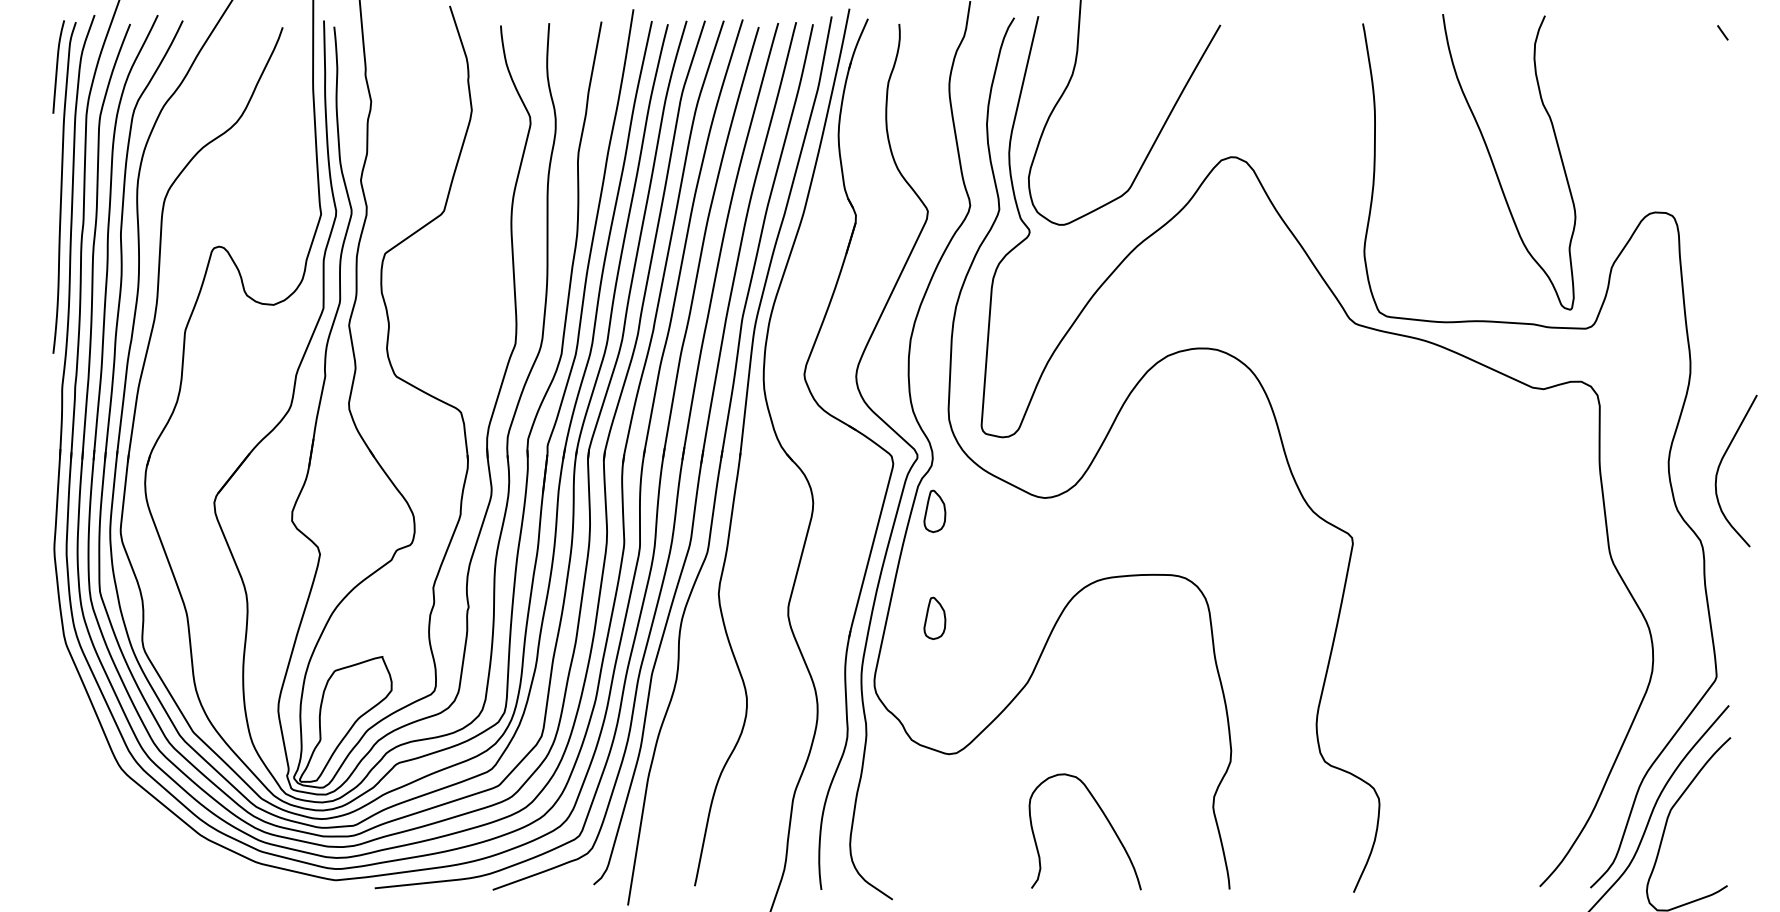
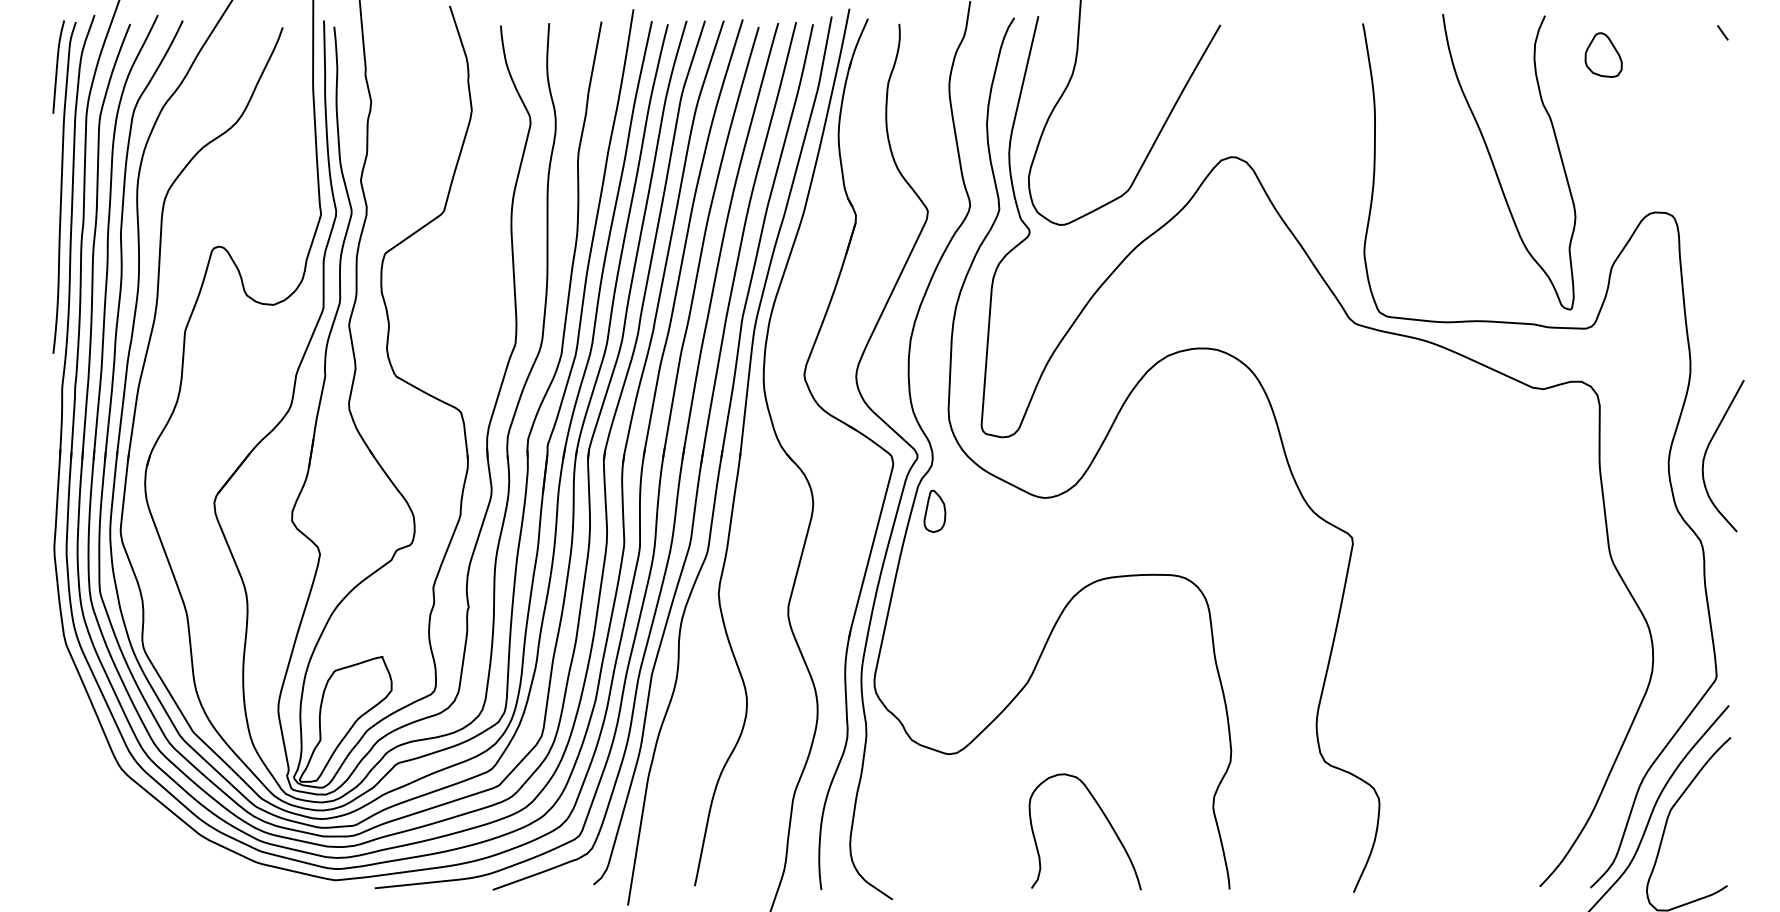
part: none -> present (1603, 54)
curve position: (1721, 463) -> (1708, 448) (1708, 448)
part: present -> none (934, 617)
